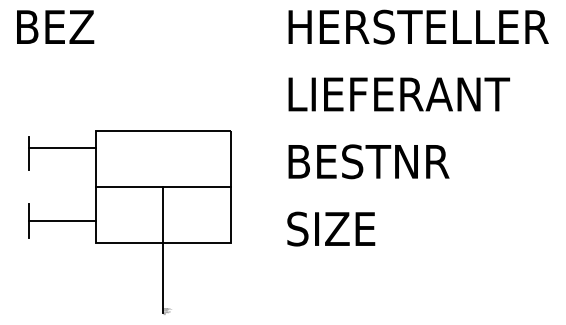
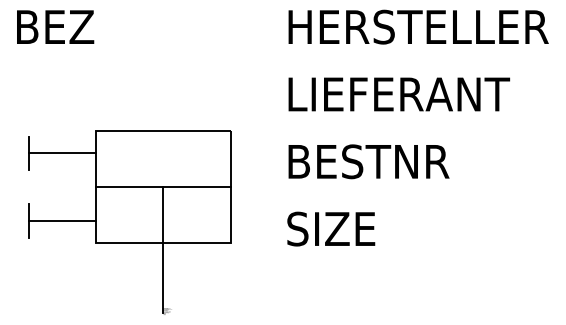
line position: (62, 148) -> (62, 153) (62, 153)
